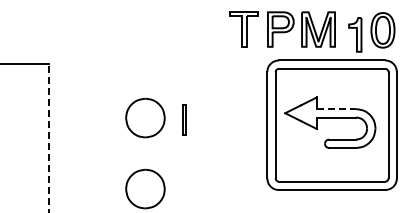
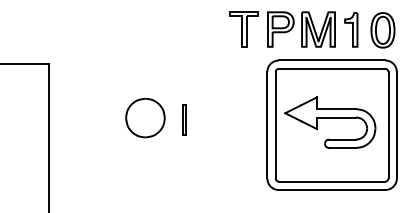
part position: (355, 34) -> (351, 29) (351, 29)
line: dashed -> solid (336, 109)
line: dashed -> solid (49, 138)
part: present -> none (145, 188)
